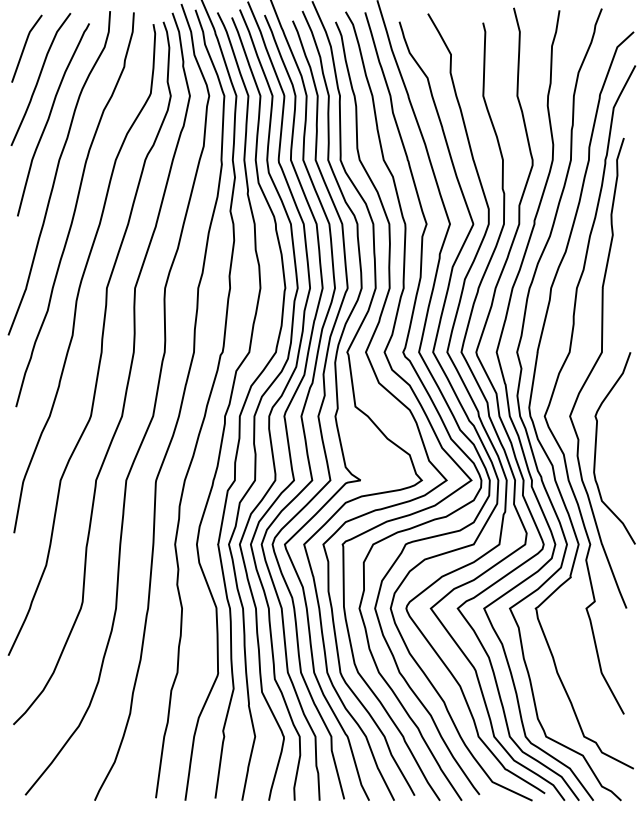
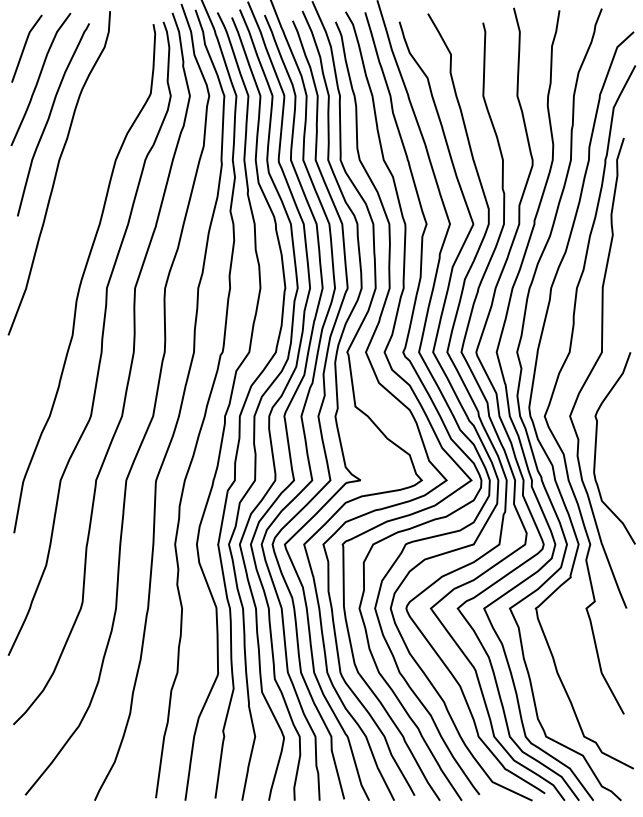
curve: present -> none (74, 209)
